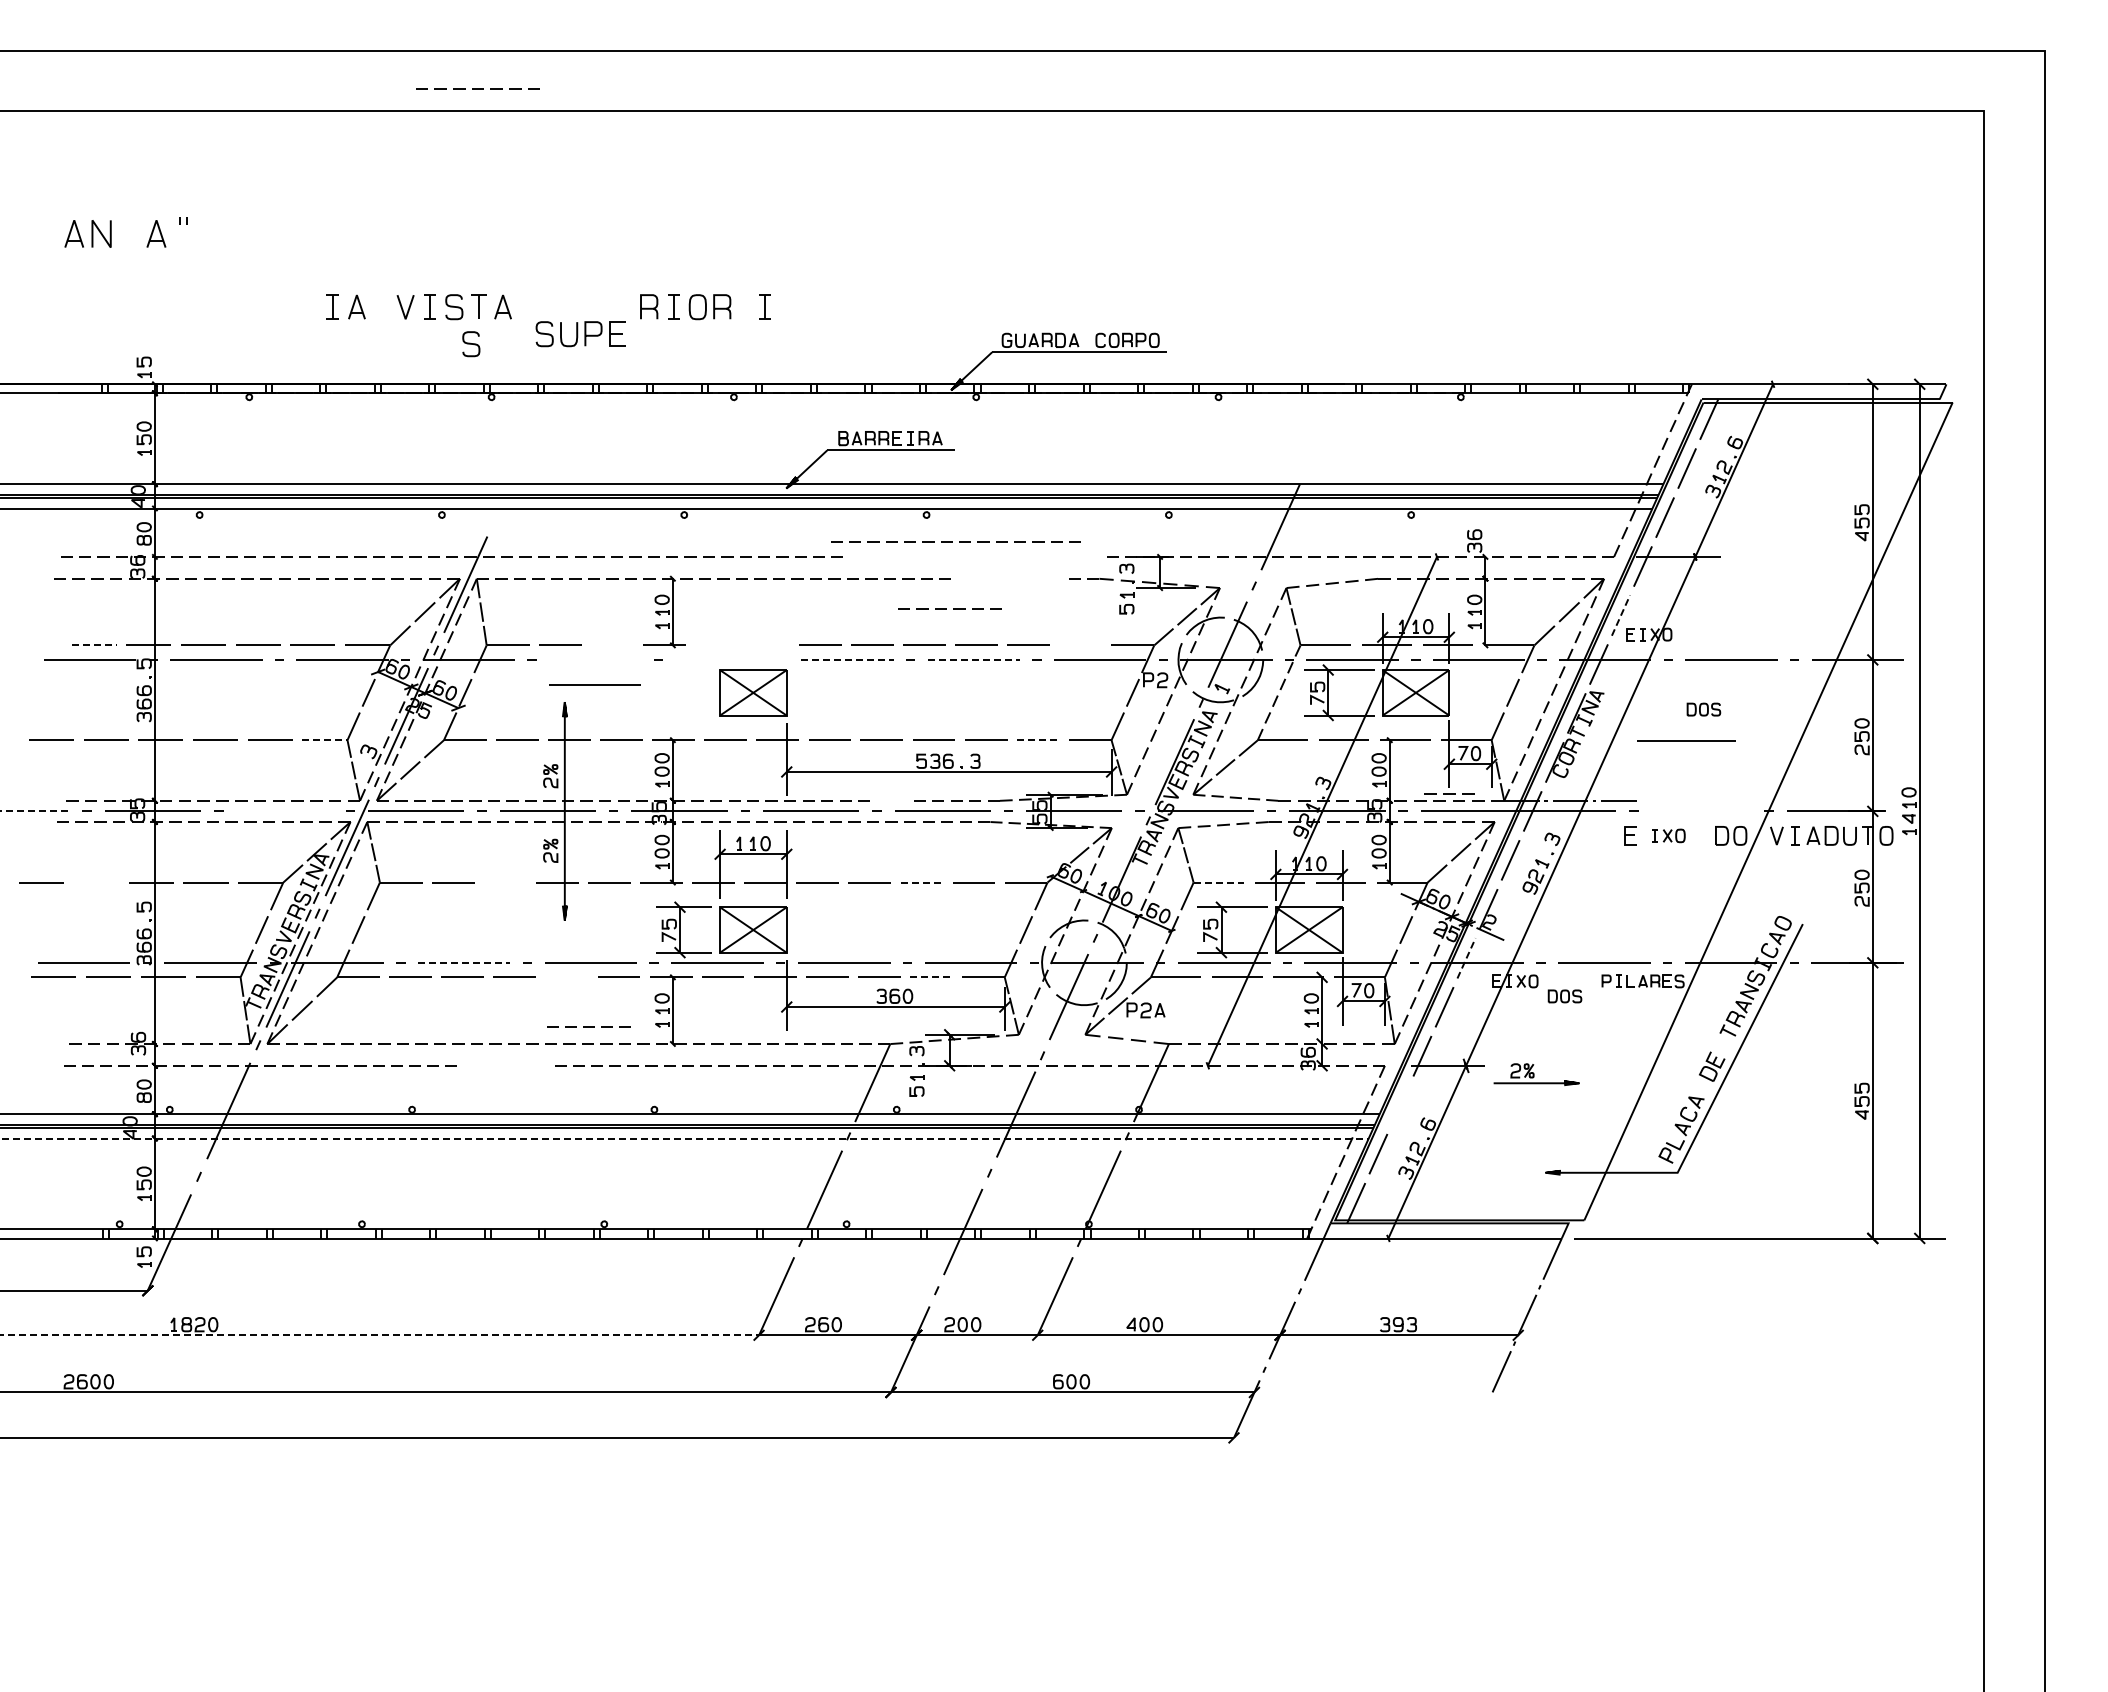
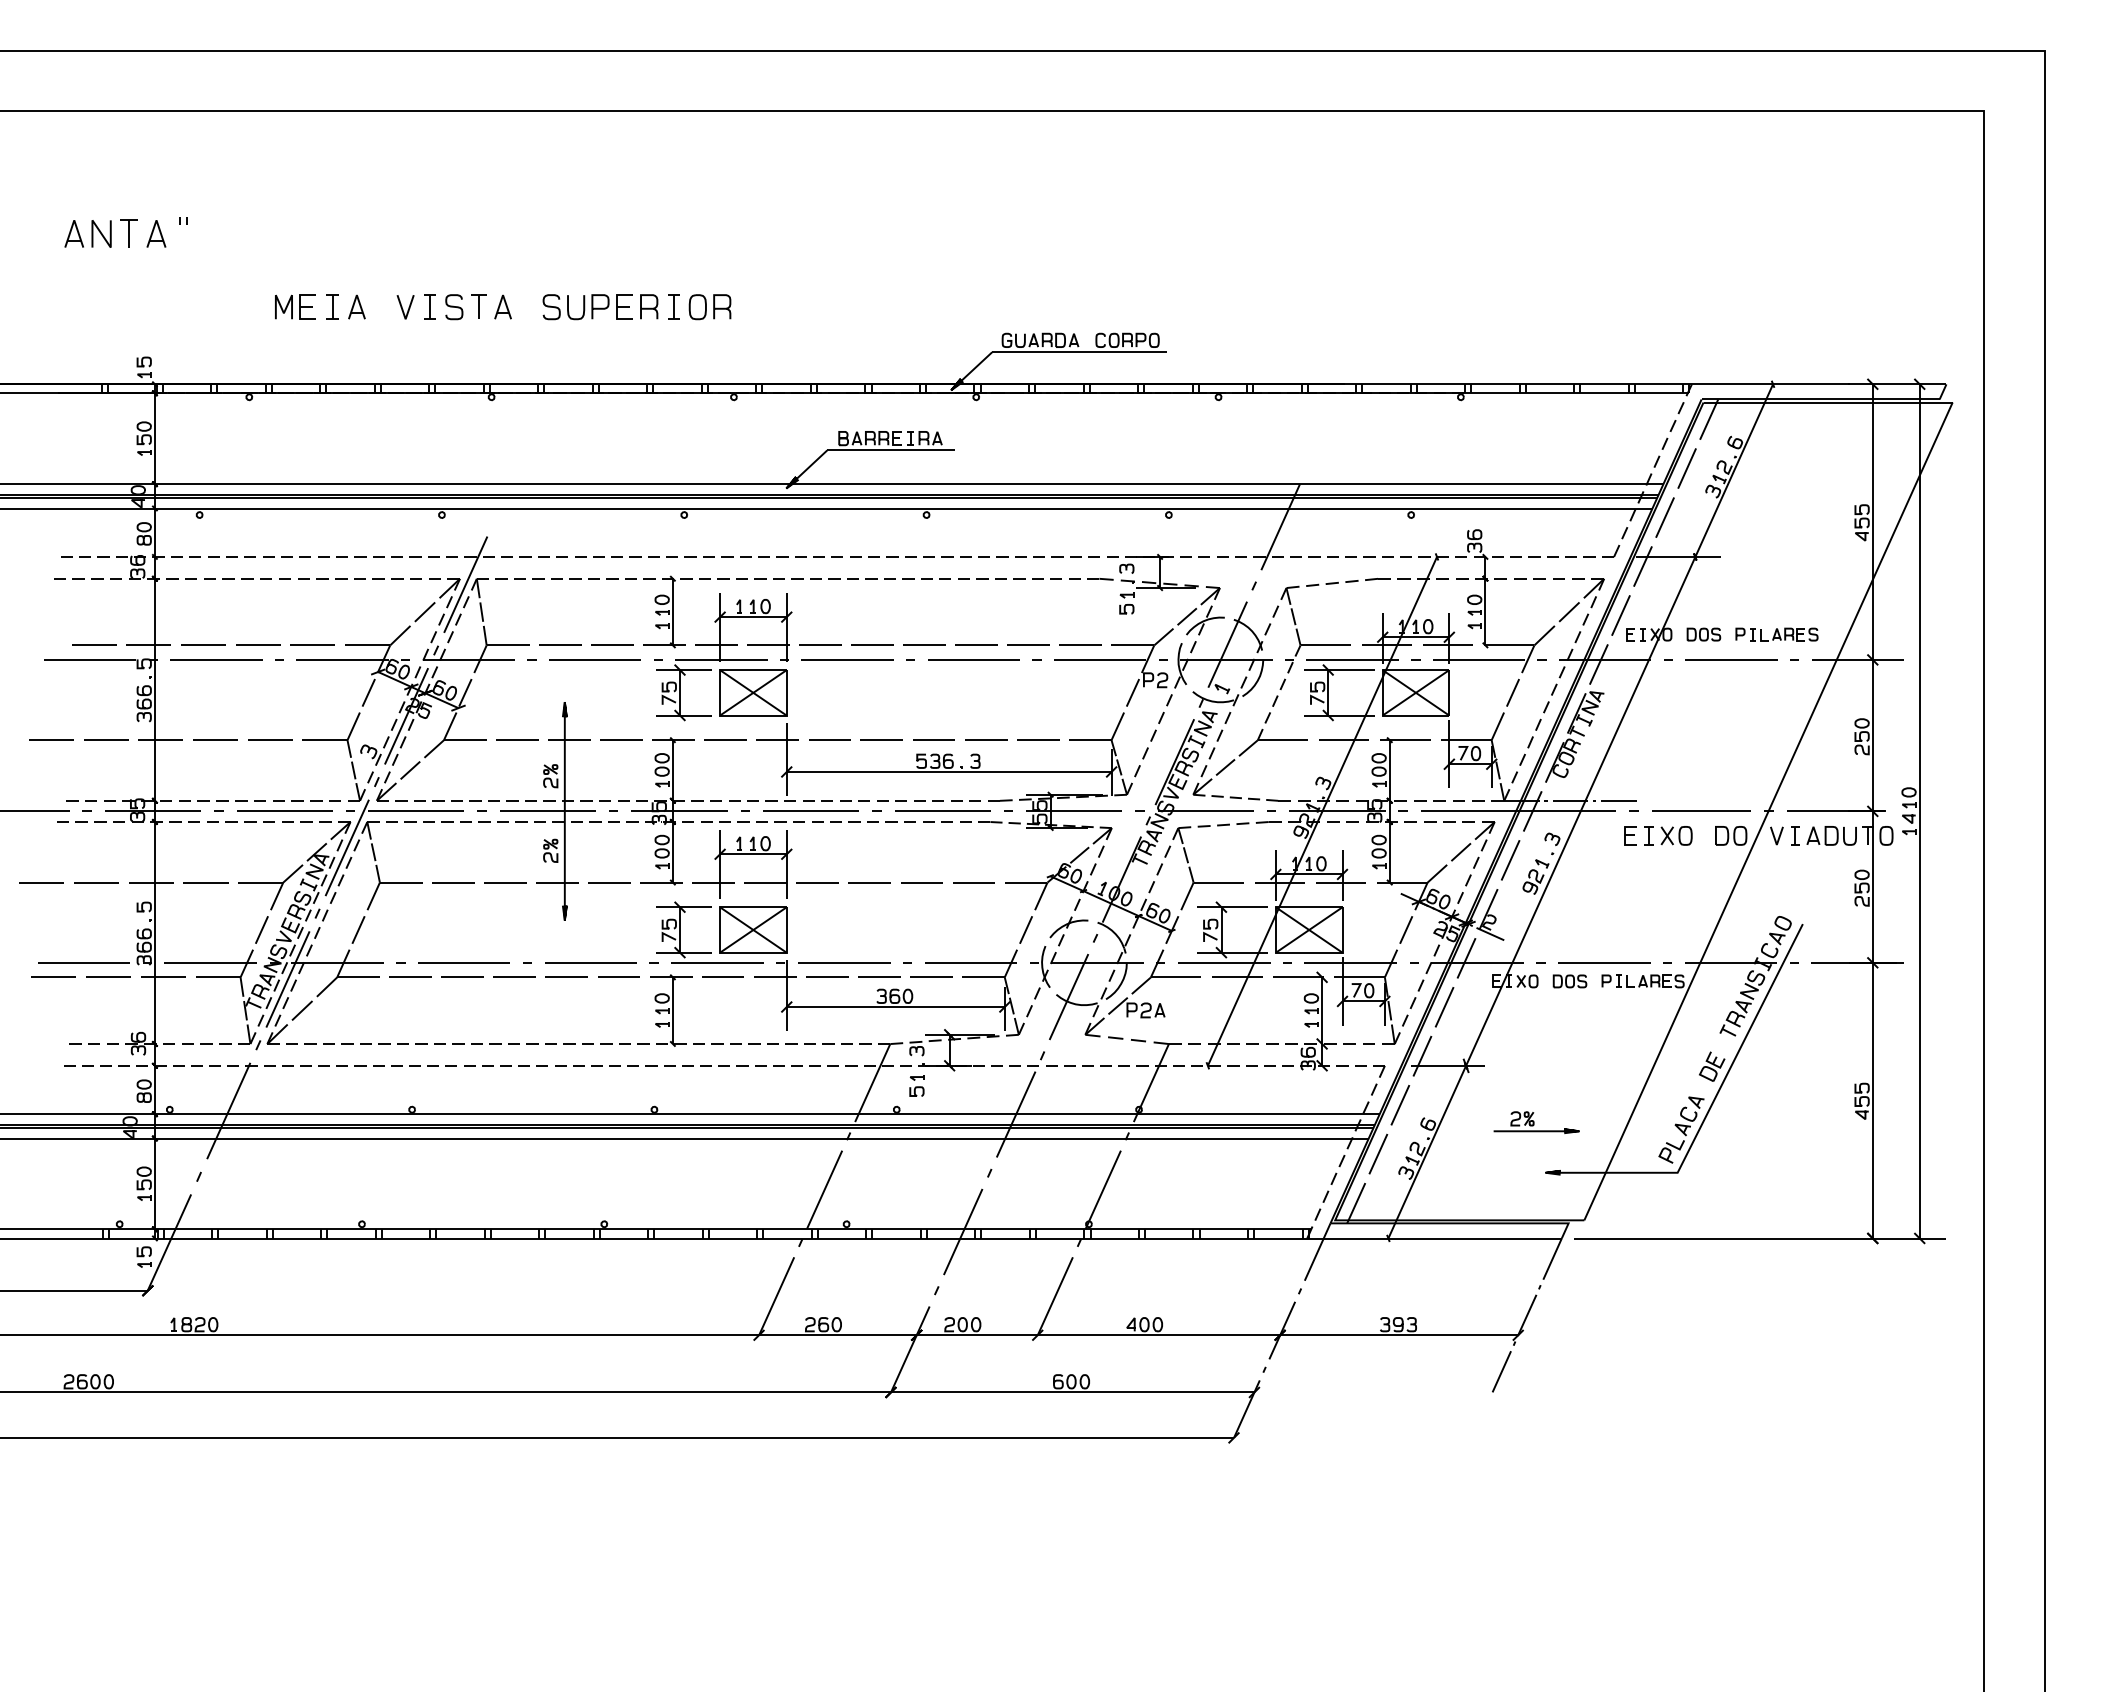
line: present -> none (477, 88)
part: none -> present (128, 233)
part: none -> present (295, 306)
part: present -> none (764, 306)
part position: (580, 334) -> (587, 307) (587, 307)
curve: present -> none (471, 344)
line position: (952, 541) -> (971, 556) (971, 556)
line position: (946, 608) -> (1006, 578) (1006, 578)
line: dashed -> solid (1621, 615)
part: none -> present (1776, 634)
line: none -> present (612, 644)
line: none -> present (1080, 644)
line: dashed -> solid (94, 645)
part: none -> present (724, 657)
line: dashed -> solid (848, 659)
line: dashed -> solid (974, 659)
line position: (594, 684) -> (594, 659) (594, 659)
part position: (1703, 709) -> (1703, 634) (1703, 634)
line: dashed -> solid (324, 740)
line: dashed -> solid (1038, 740)
line position: (1686, 740) -> (1701, 810) (1701, 810)
line: present -> none (1449, 793)
line: none -> present (888, 800)
line: none -> present (284, 810)
line: dashed -> solid (34, 811)
part size: 34x16 px -> 49x20 px (1668, 835)
line: none -> present (96, 882)
line: none -> present (505, 882)
line: dashed -> solid (922, 882)
line: dashed -> solid (1219, 882)
line: dashed -> solid (1466, 957)
line: dashed -> solid (464, 962)
line: none -> present (566, 976)
line: dashed -> solid (931, 977)
part position: (1564, 996) -> (1569, 981) (1569, 981)
line position: (588, 1026) -> (505, 1065) (505, 1065)
part position: (1536, 1074) -> (1536, 1122) (1536, 1122)
line: none -> present (1400, 1105)
line: dashed -> solid (685, 1138)
line: dashed -> solid (380, 1335)
